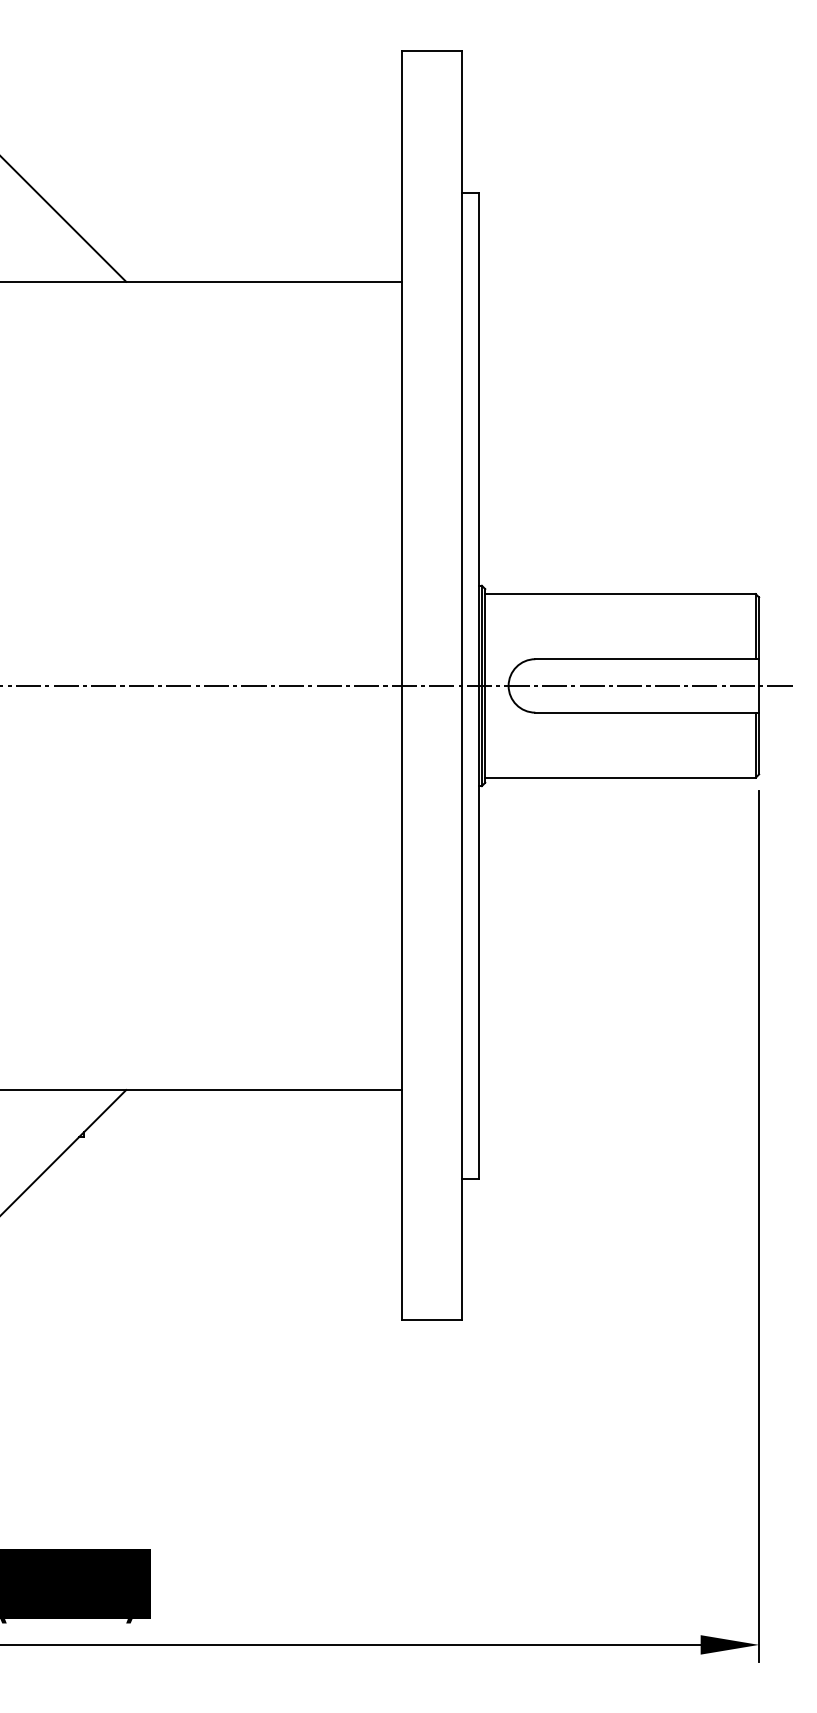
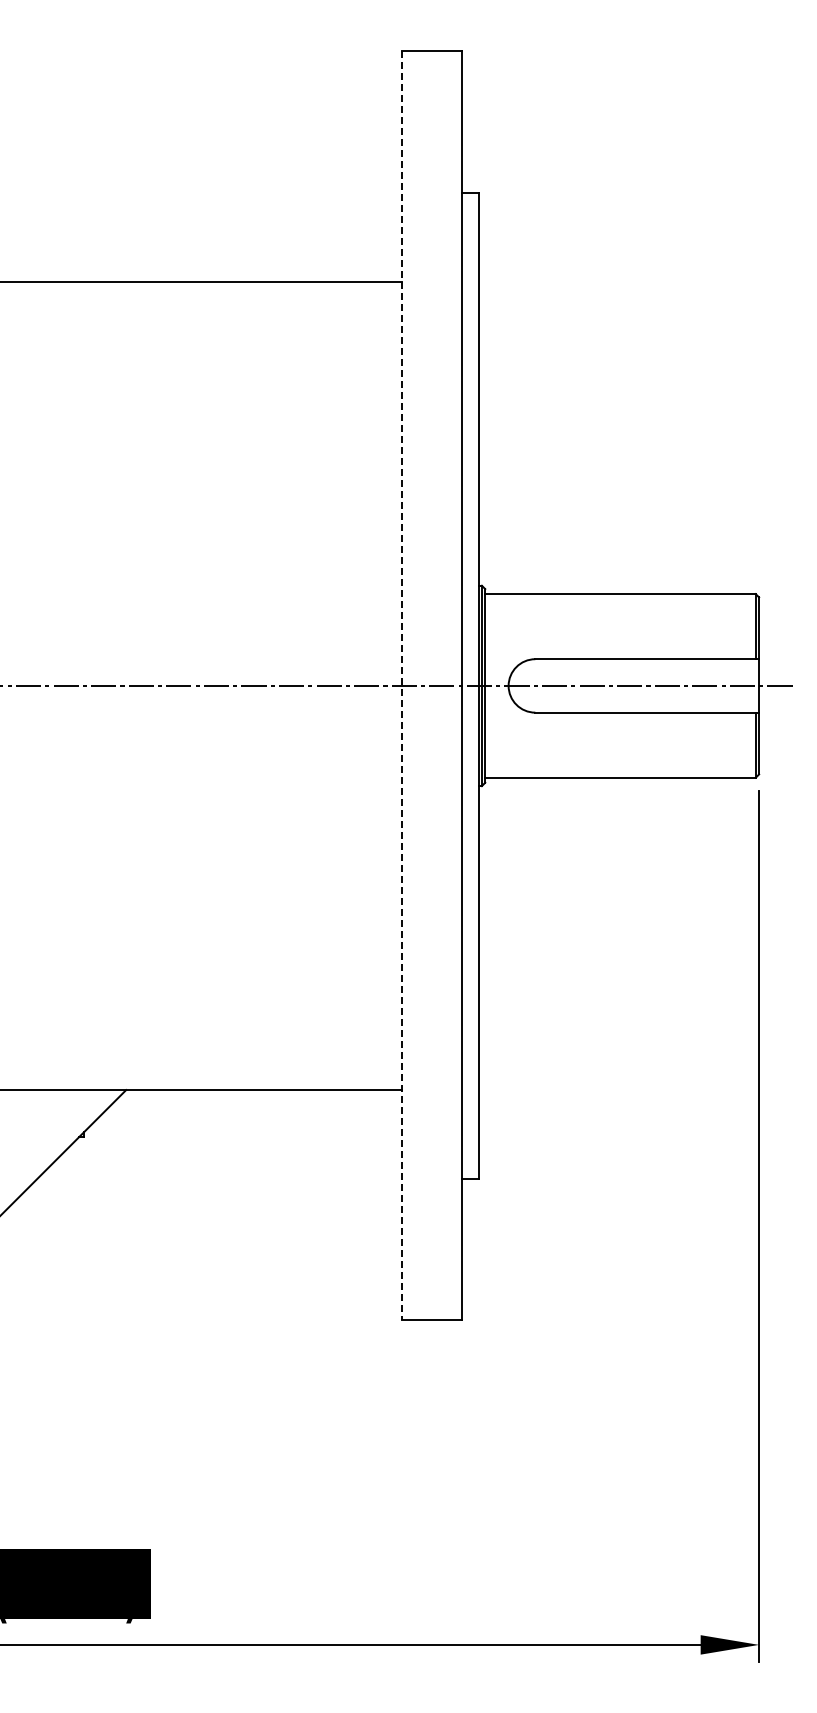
line: present -> none (64, 219)
line: solid -> dashed (401, 685)
